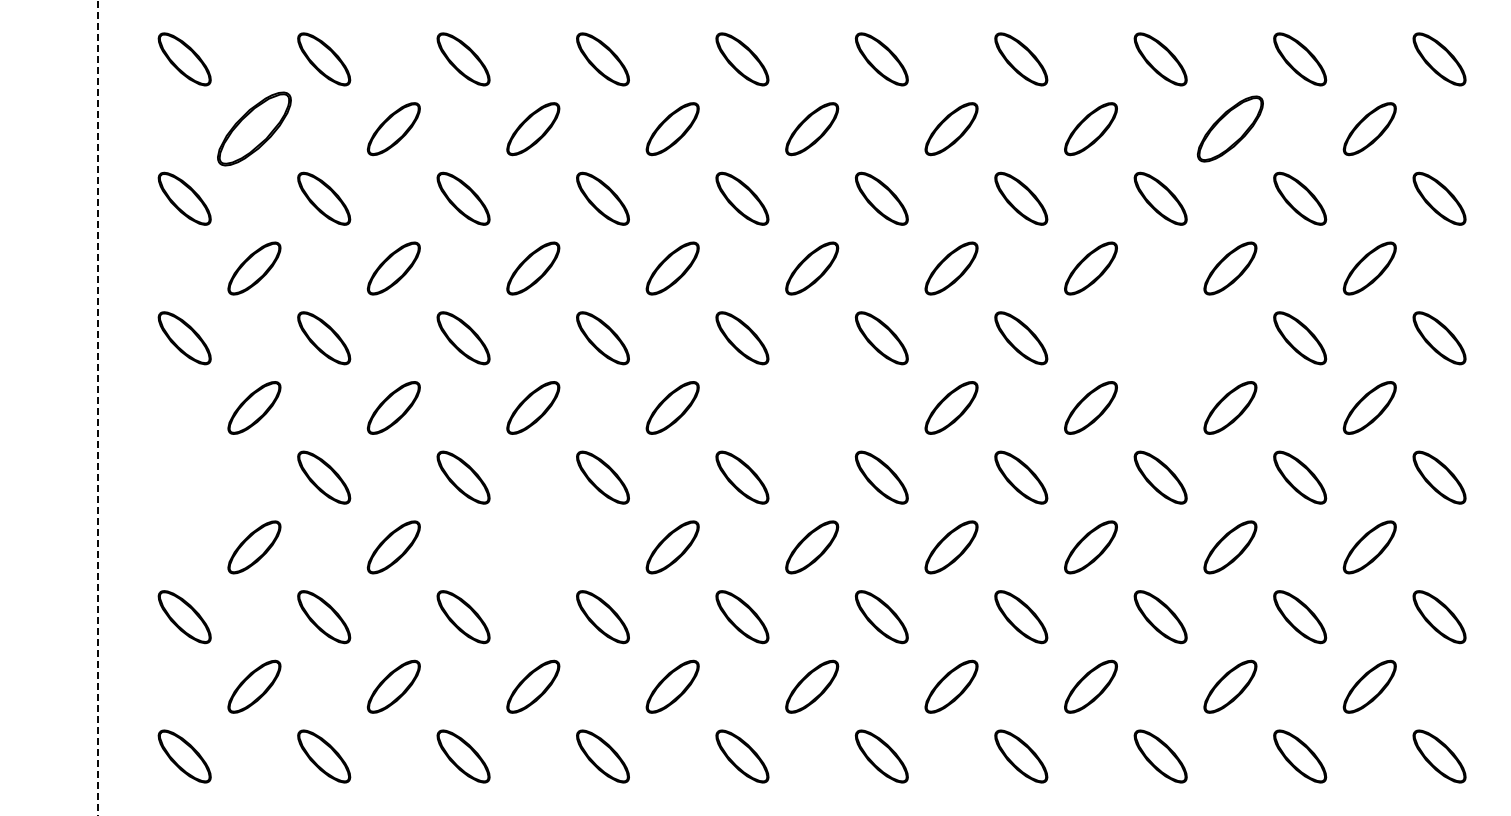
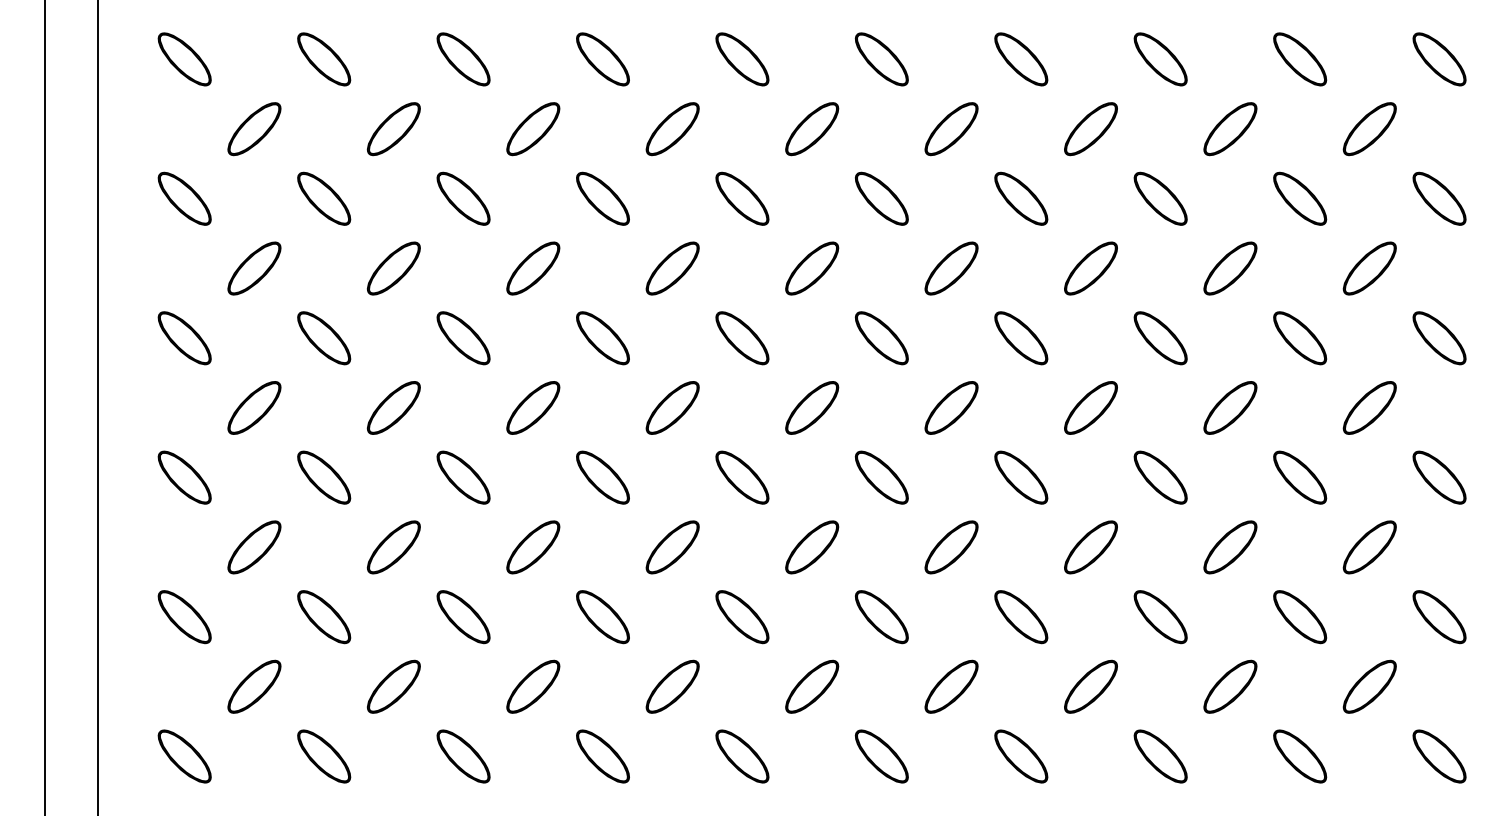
part size: 75x76 px -> 55x55 px (254, 129)
part size: 68x68 px -> 55x55 px (1230, 129)
part: none -> present (1160, 338)
line: none -> present (45, 407)
part: none -> present (812, 407)
line: dashed -> solid (97, 408)
part: none -> present (184, 477)
part: none -> present (533, 547)
